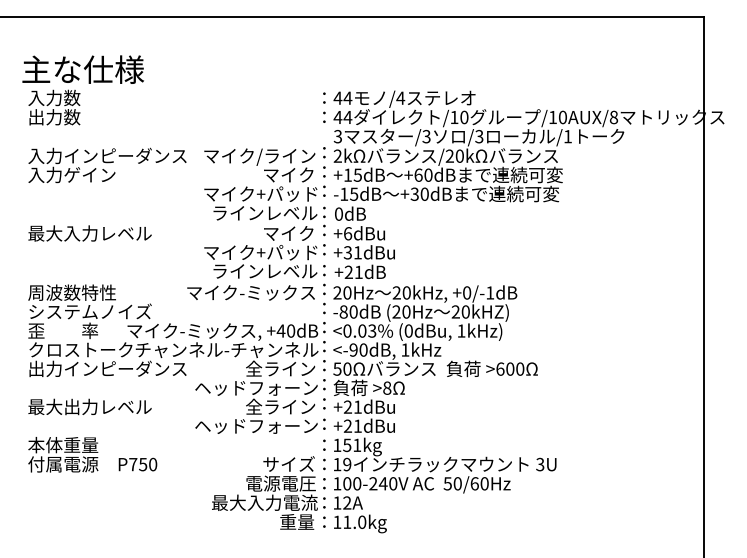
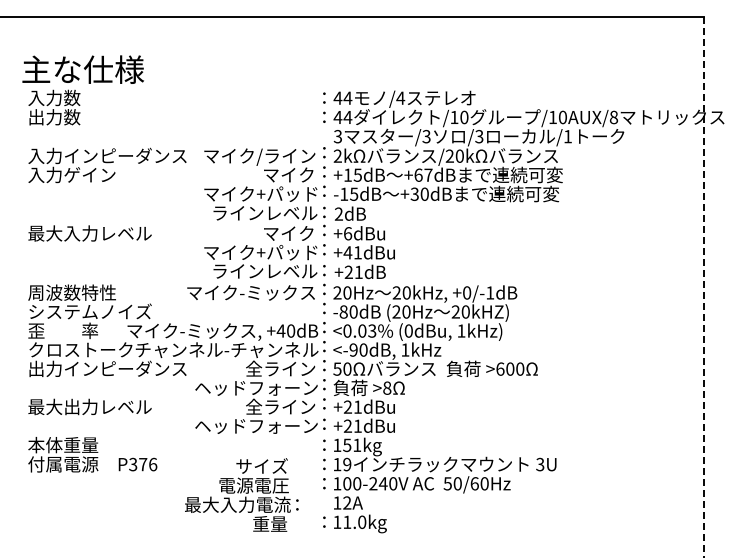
text: +60dB -> +67dB (428, 174)
text: 0dB -> 2dB (338, 213)
text: +31dBu -> +41dBu (347, 252)
line: solid -> dashed (703, 287)
text: P750 -> P376 (143, 464)
text position: (268, 492) -> (241, 494) (241, 494)
